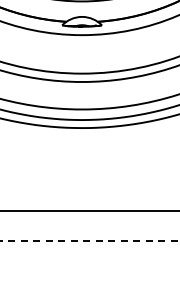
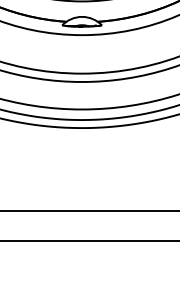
line: dashed -> solid (89, 240)
